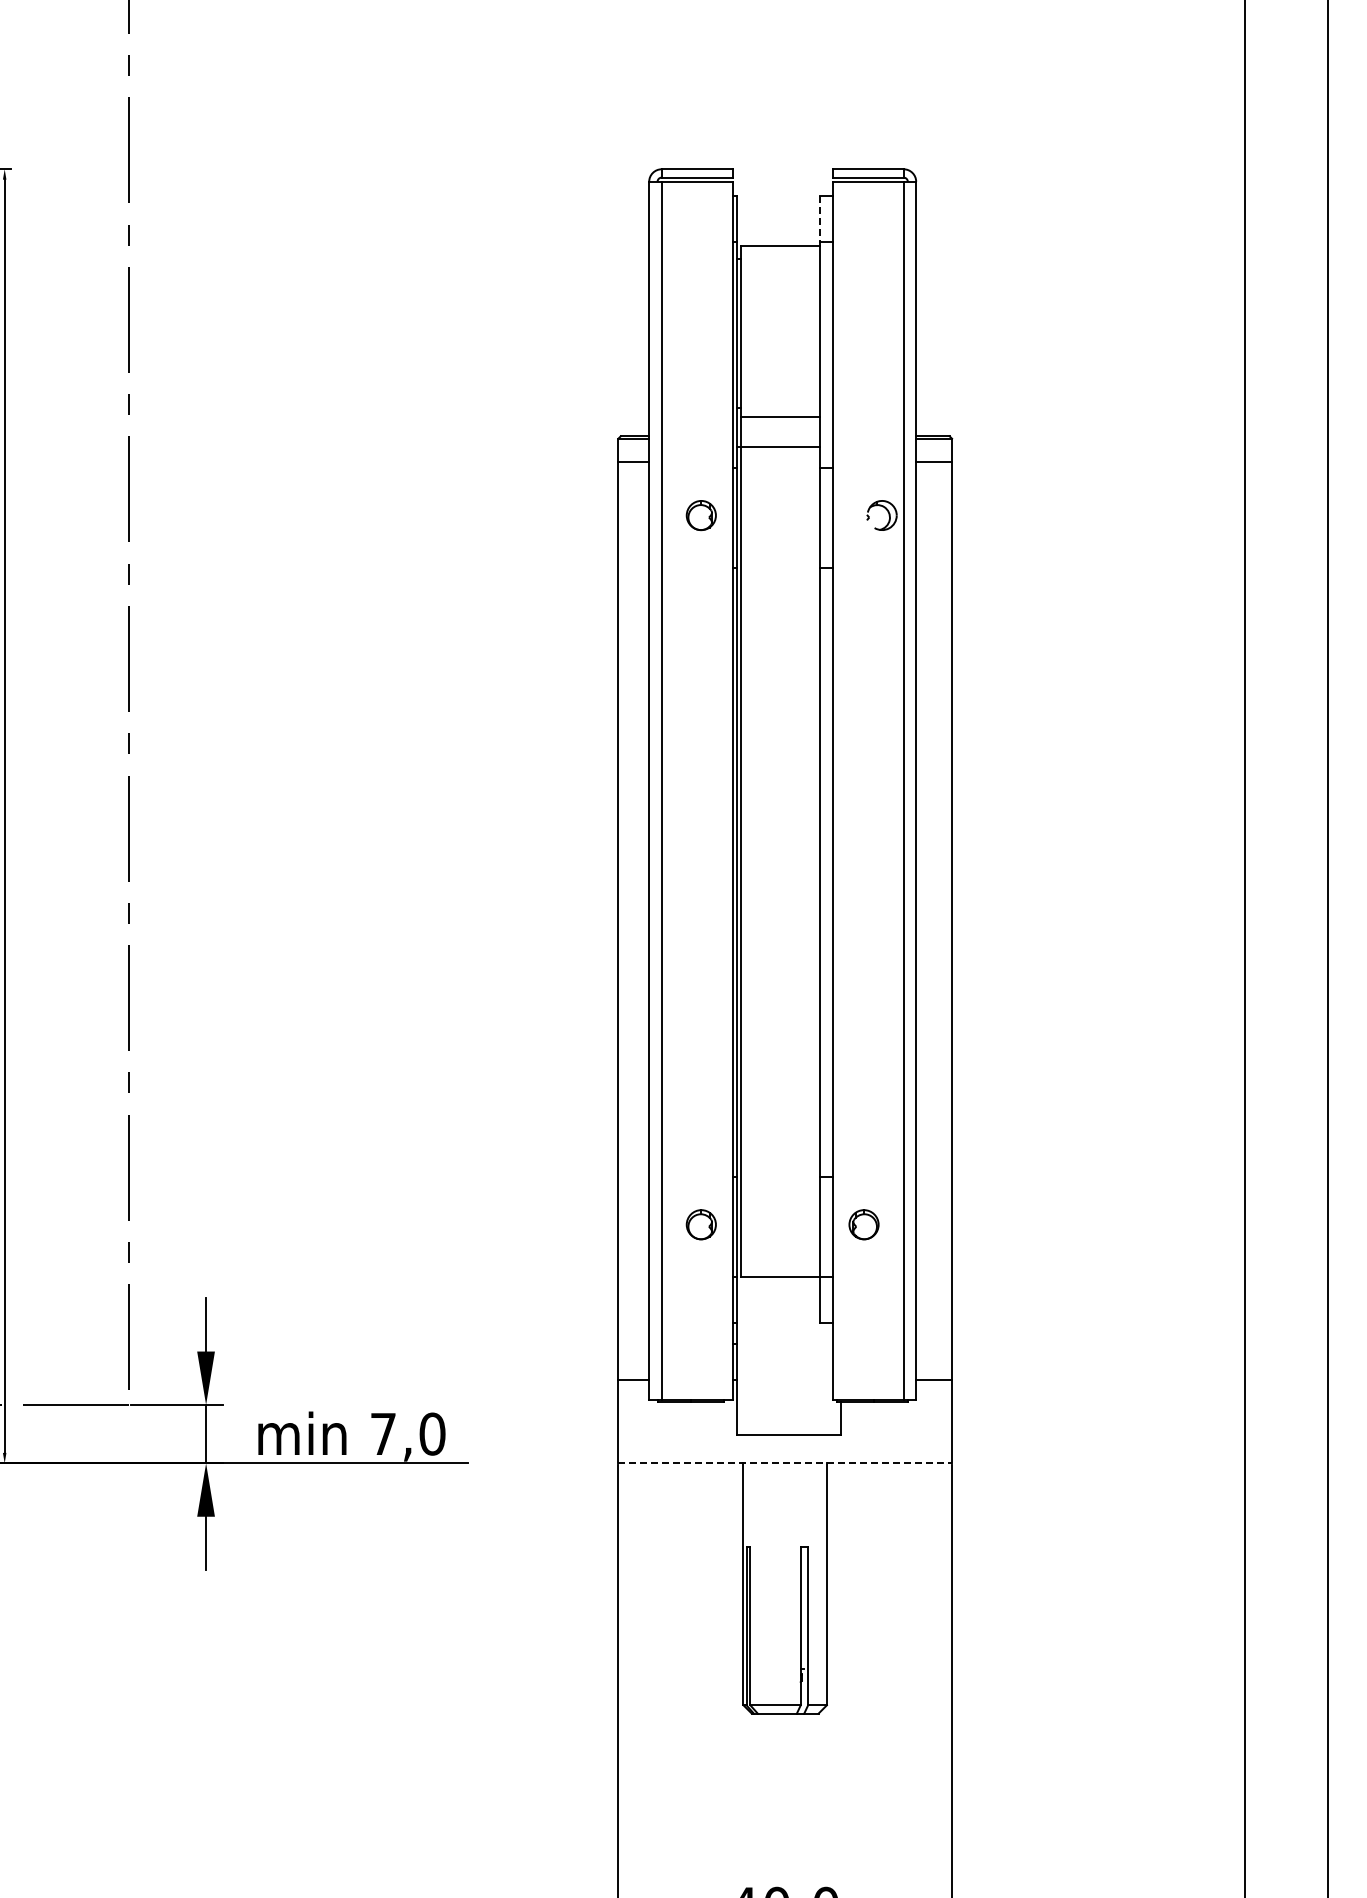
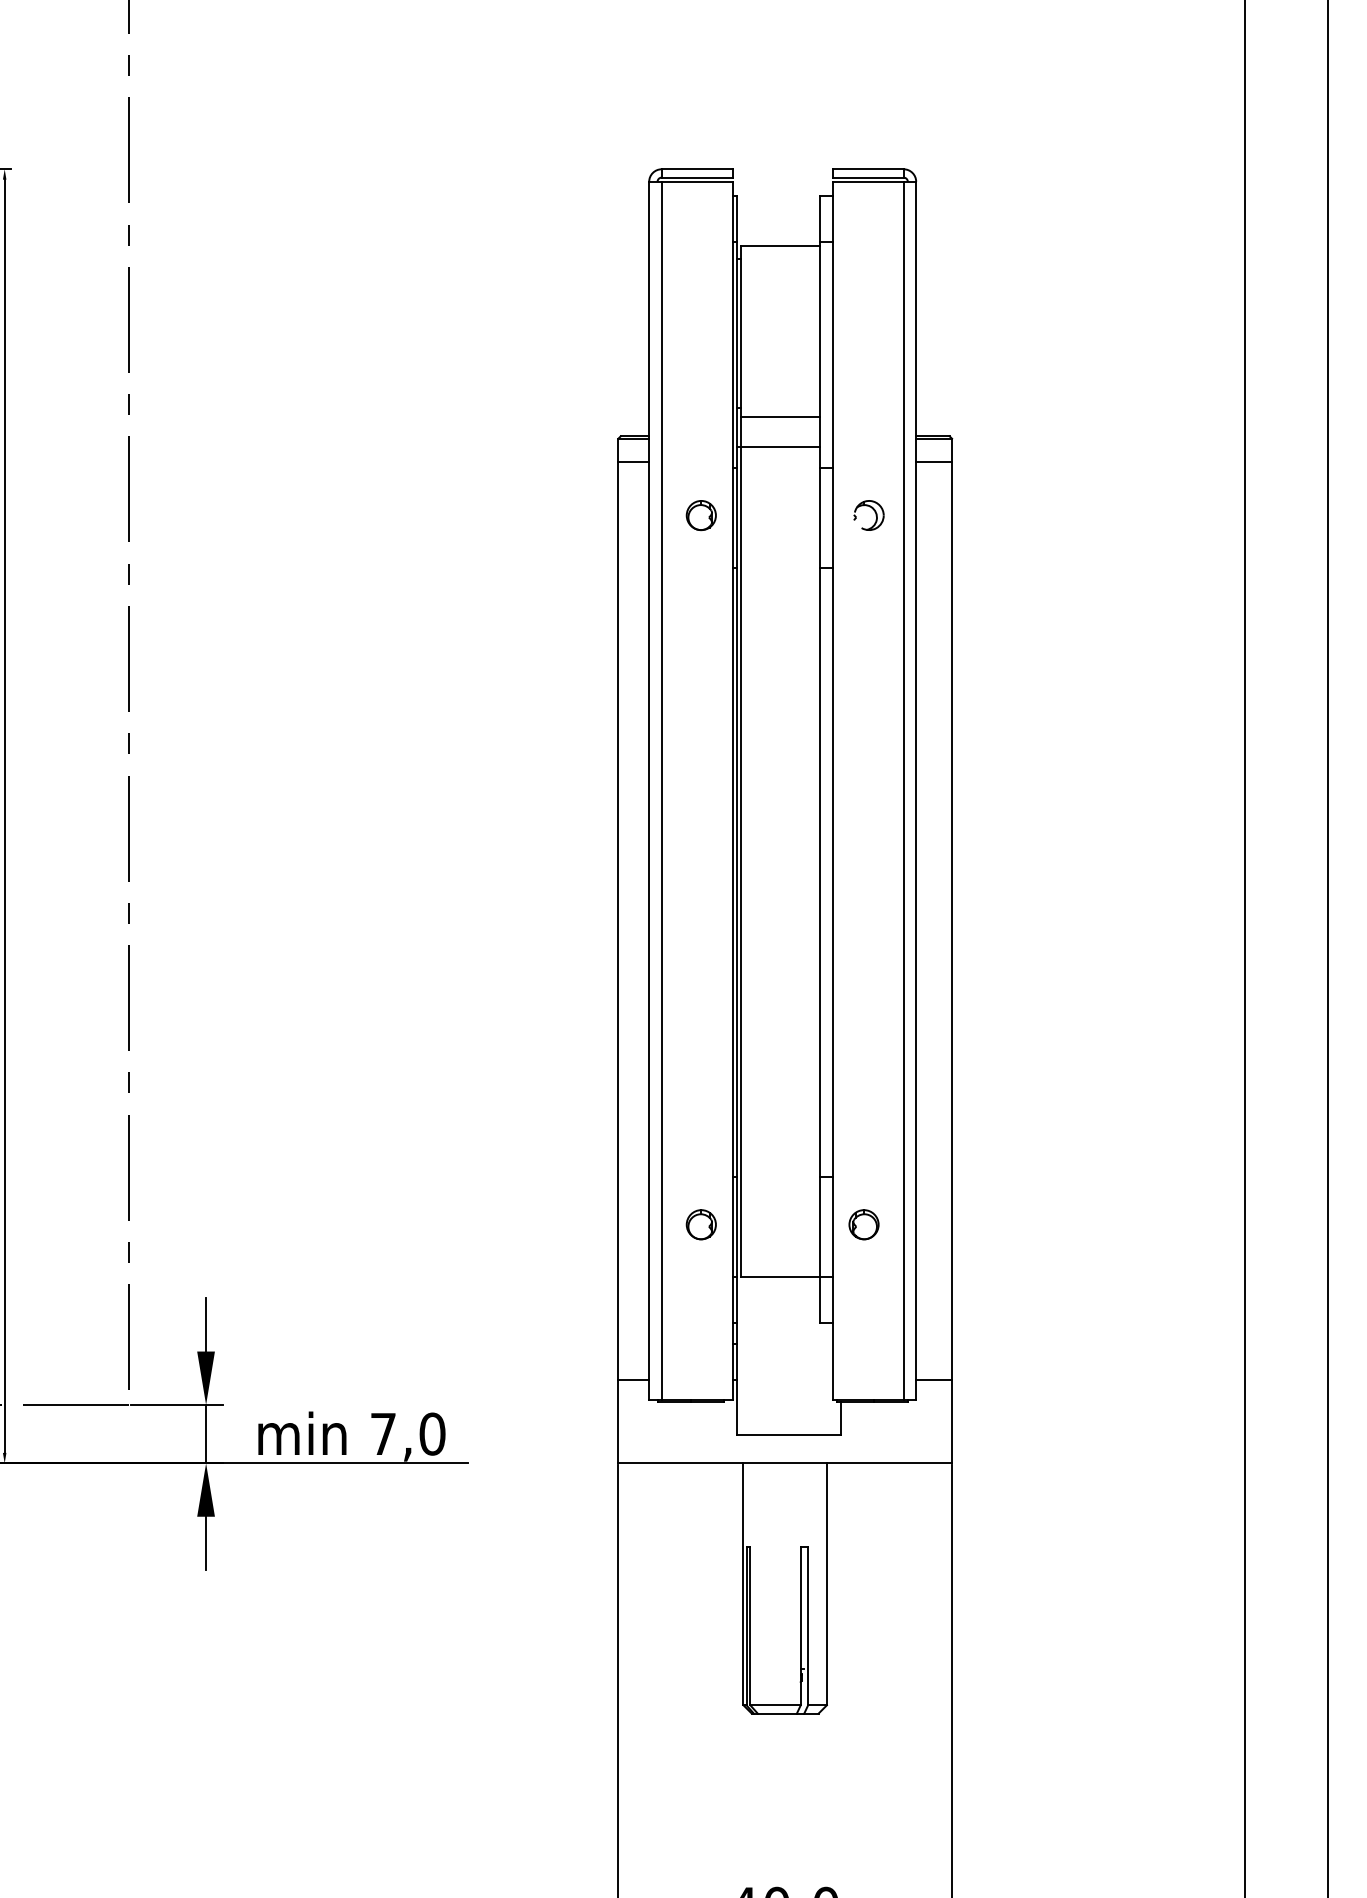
line: dashed -> solid (820, 219)
part position: (887, 512) -> (874, 512) (874, 512)
line: dashed -> solid (785, 1463)
